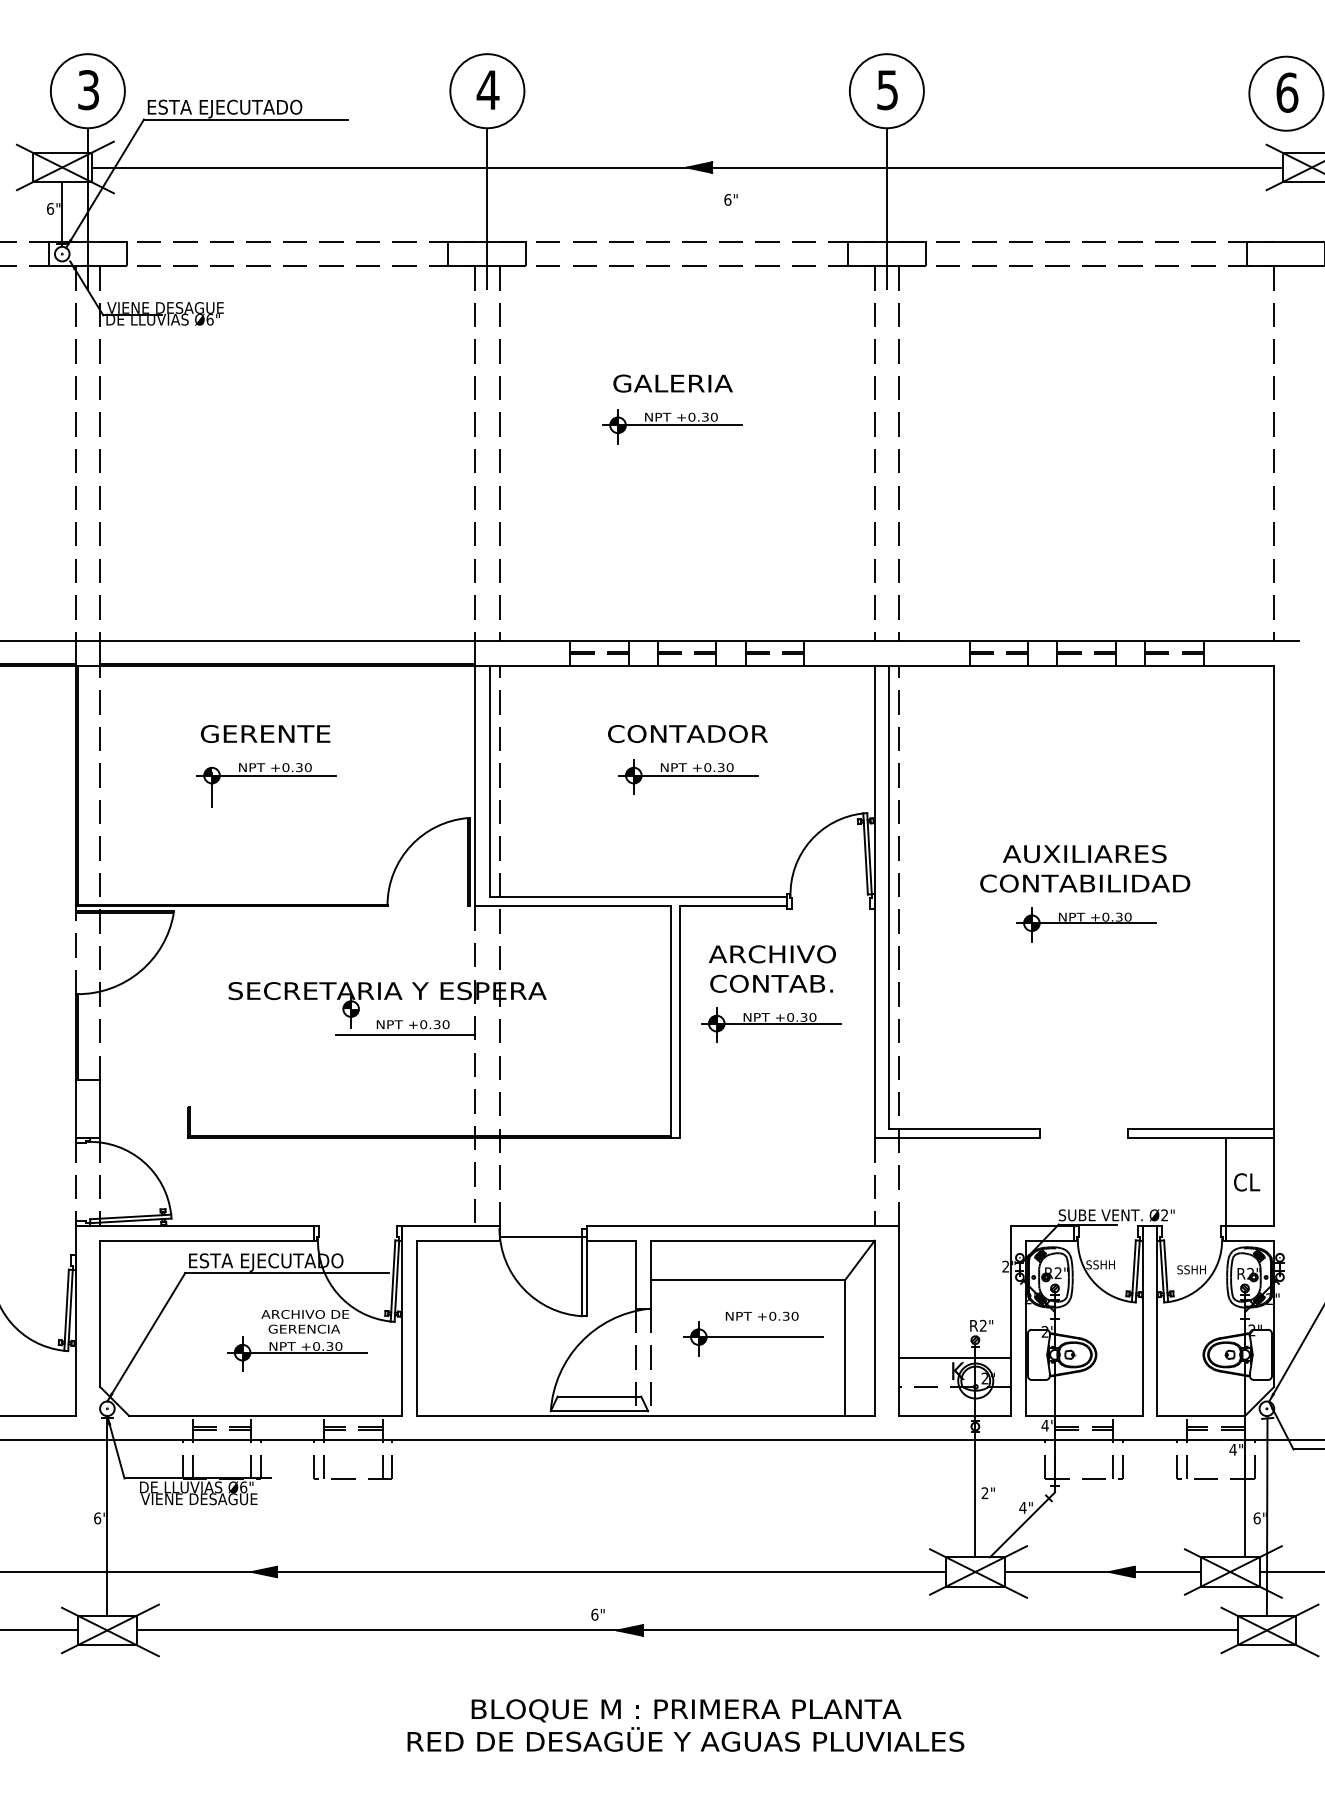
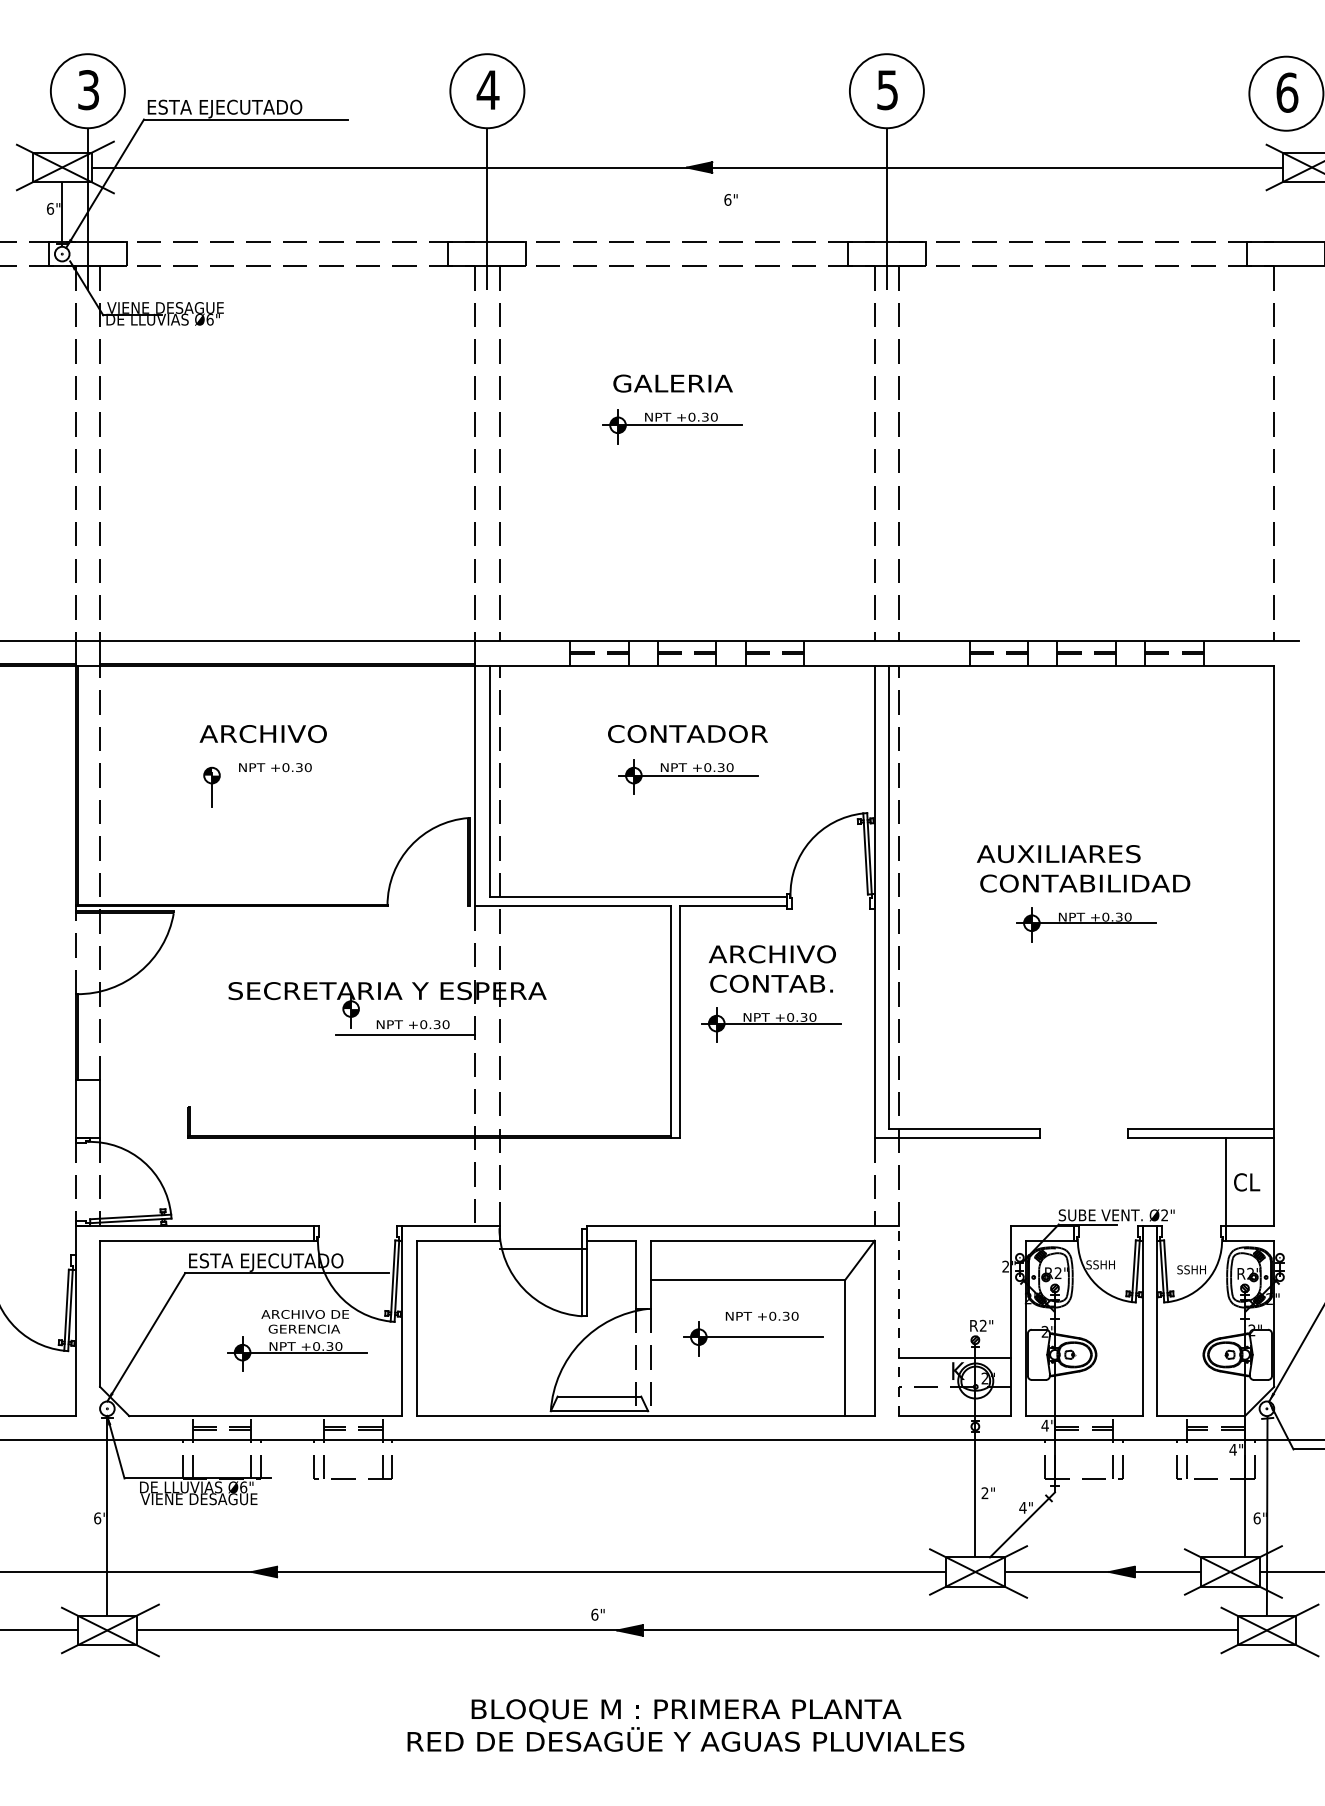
text: GERENTE -> ARCHIVO (264, 734)
line: present -> none (266, 775)
text position: (1084, 854) -> (1058, 854) (1058, 854)
line position: (543, 1236) -> (543, 1248) (543, 1248)
line: solid -> dashed (899, 1320)
